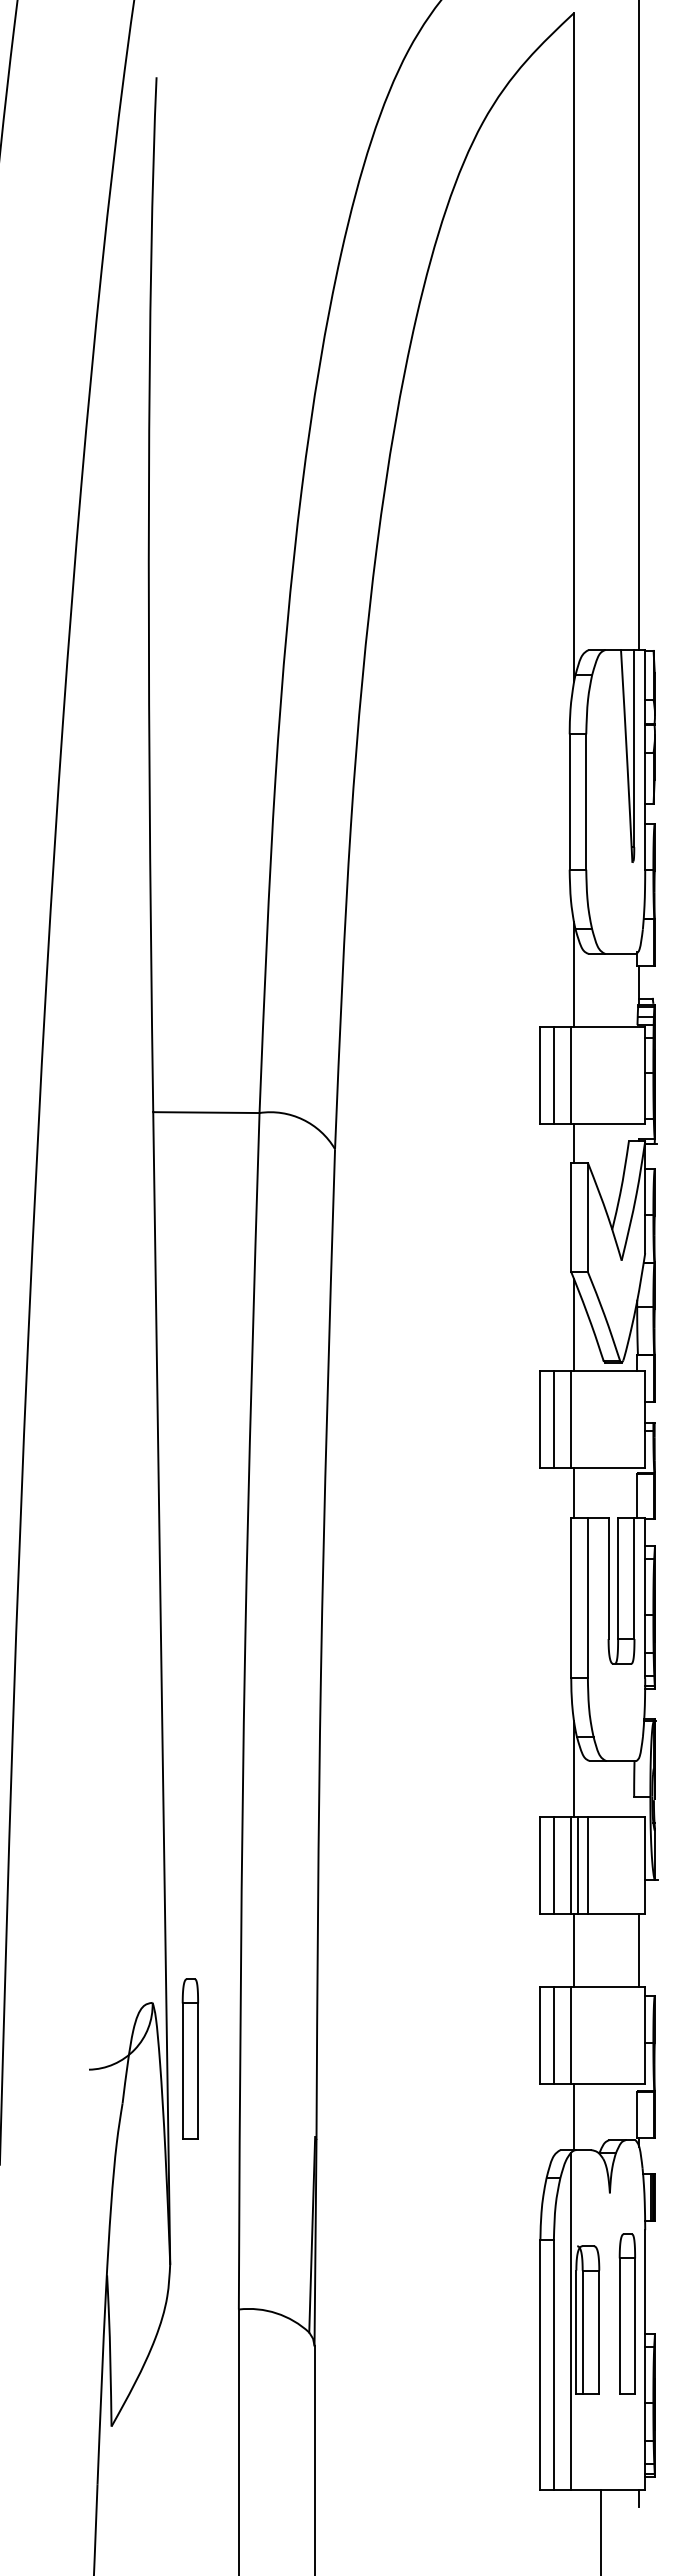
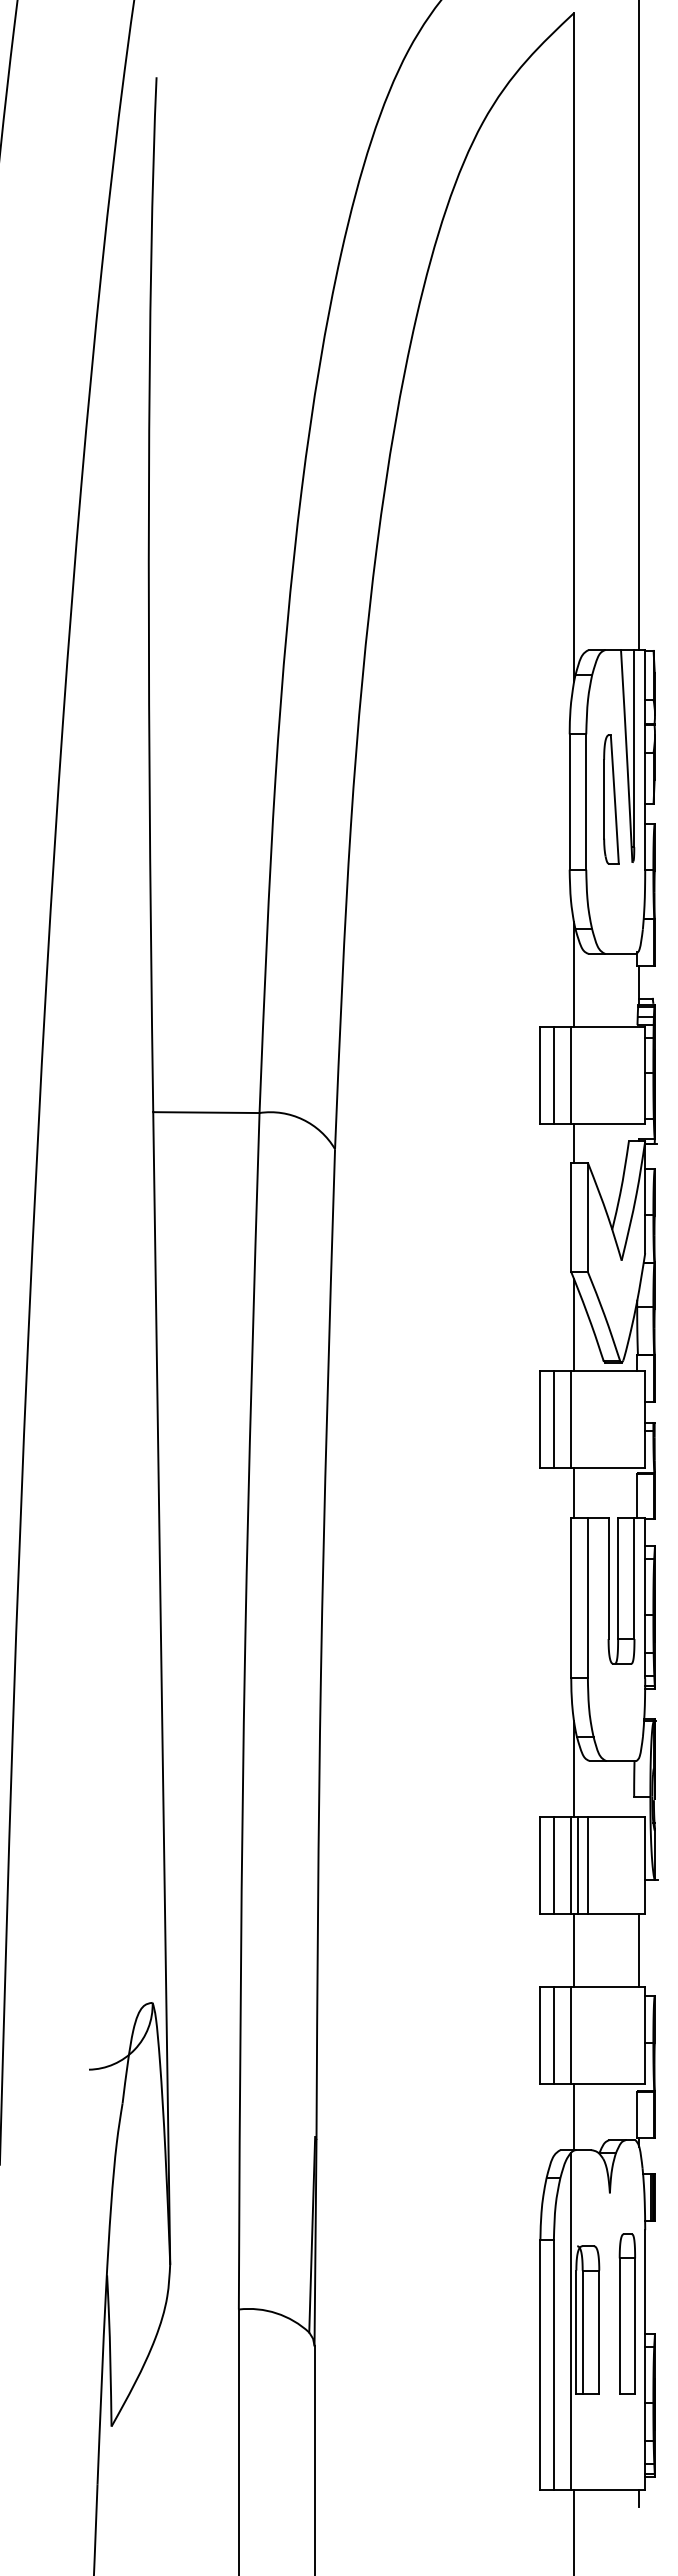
part: none -> present (611, 799)
part: present -> none (189, 2058)
line position: (600, 2531) -> (573, 2531) (573, 2531)
